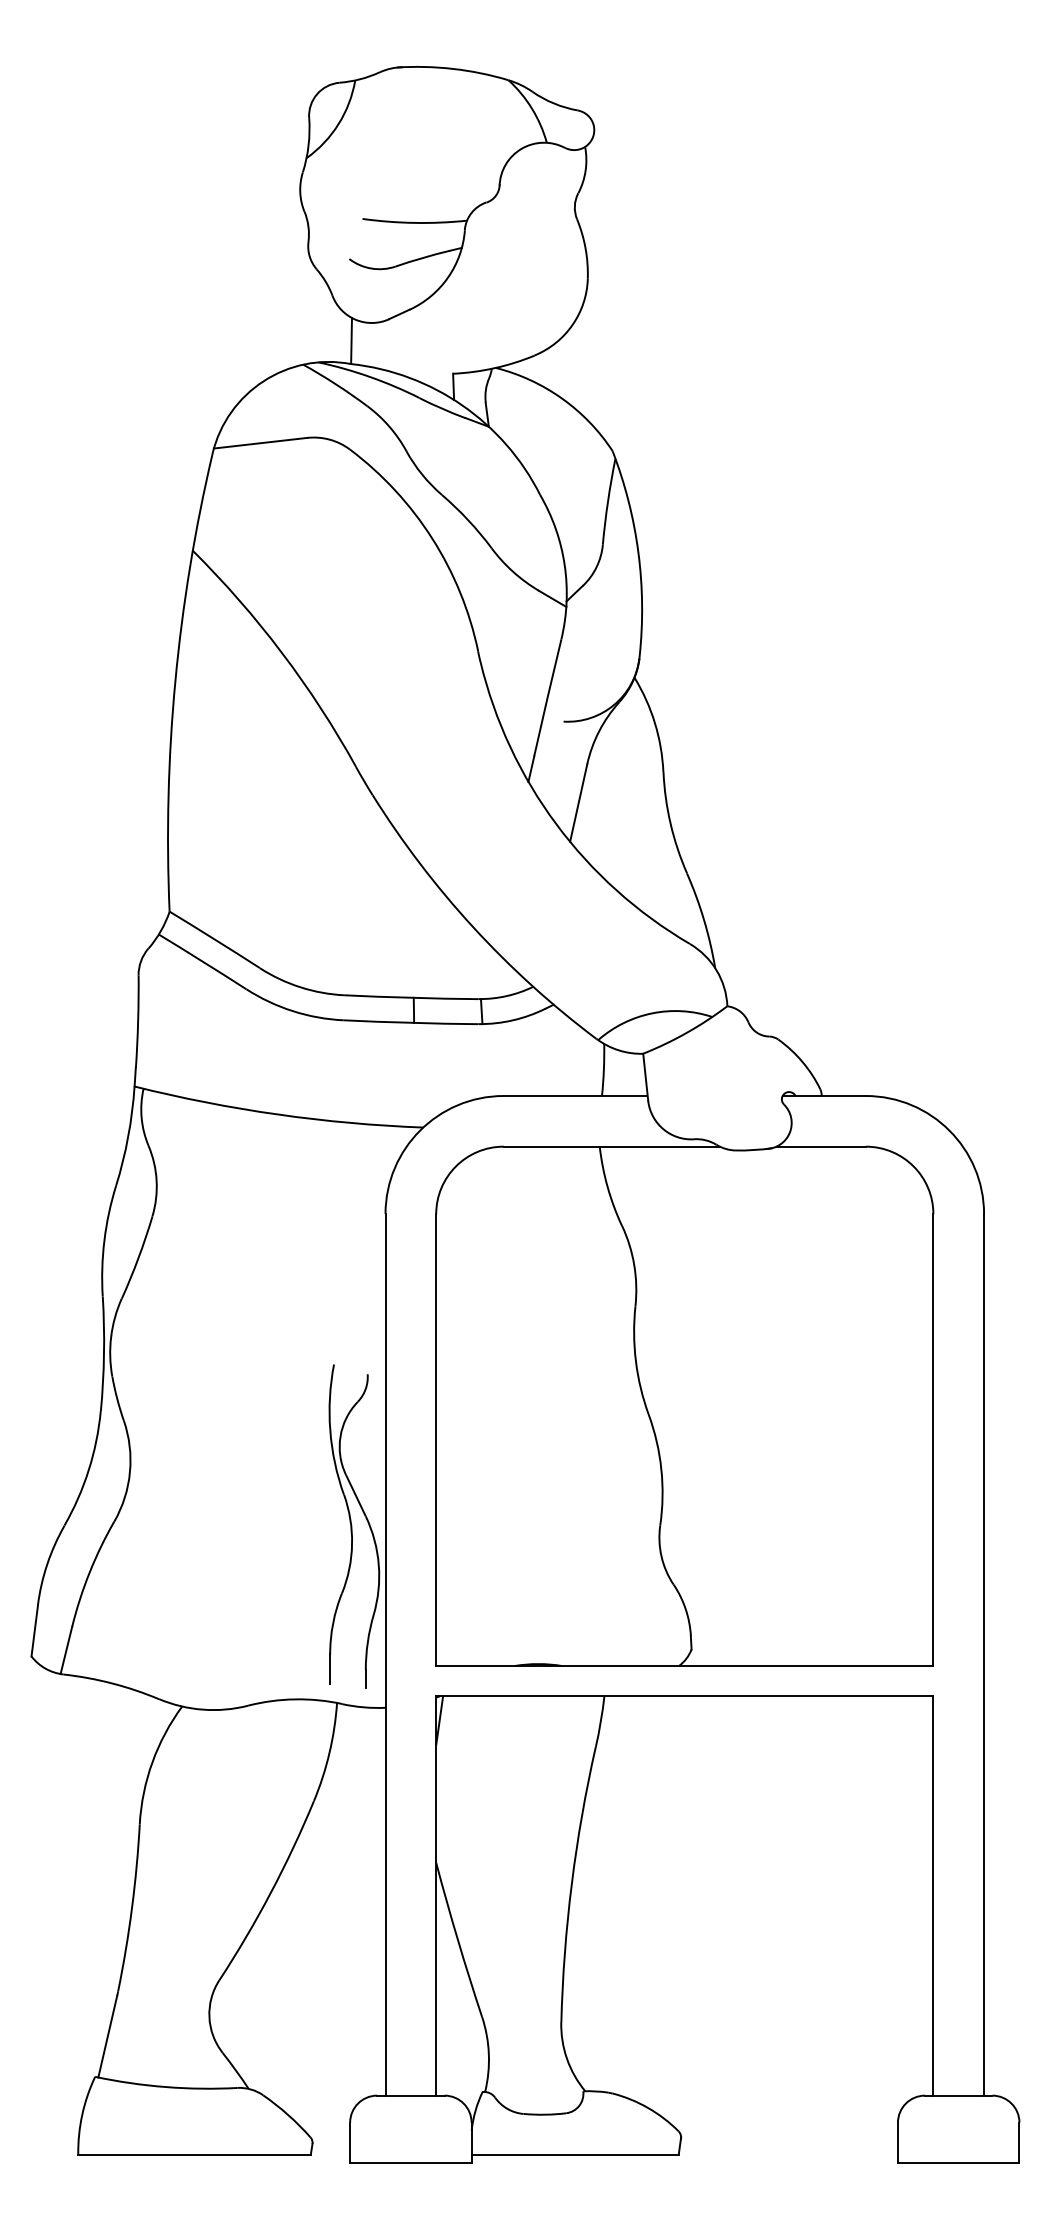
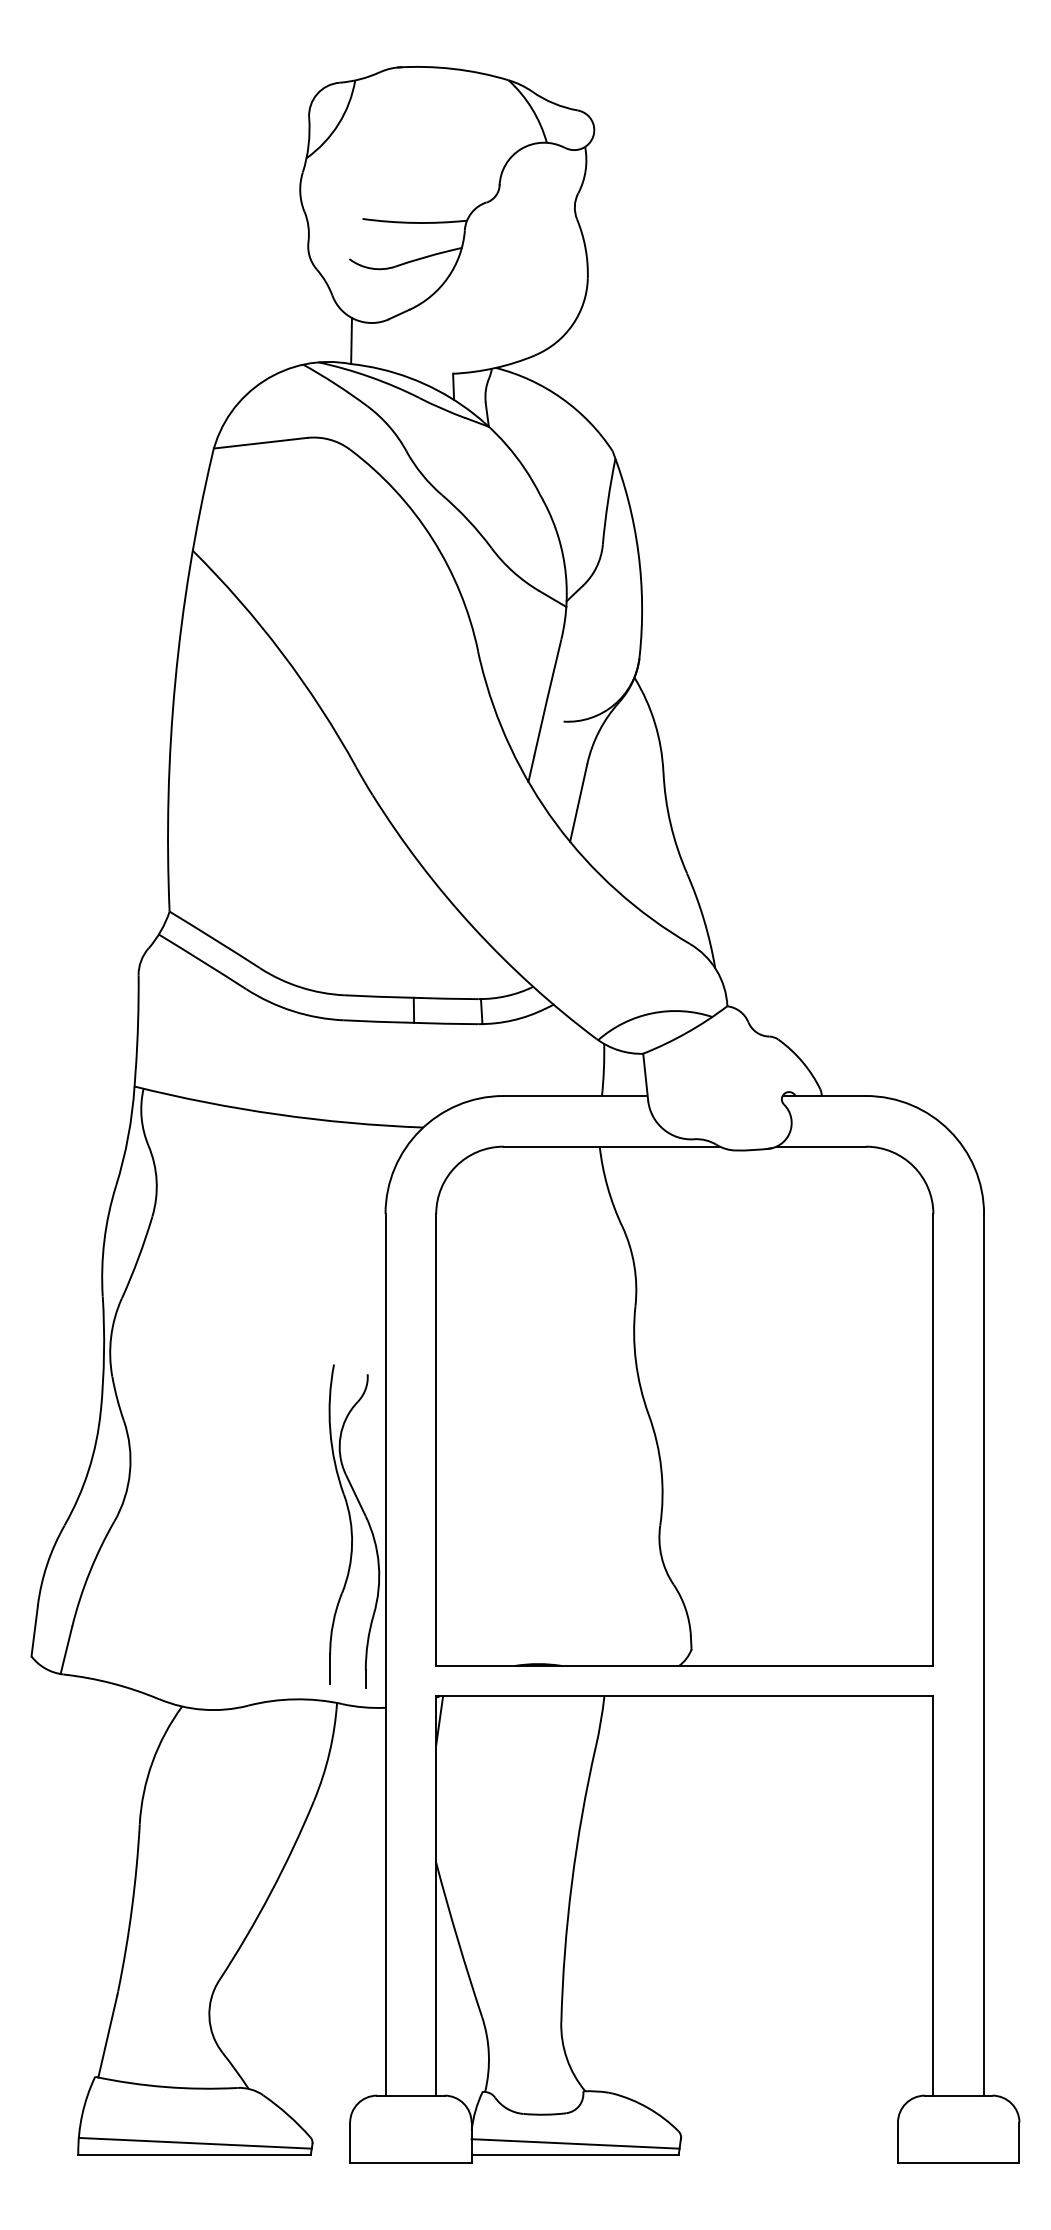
line: none -> present (194, 2142)
line: none -> present (575, 2143)
